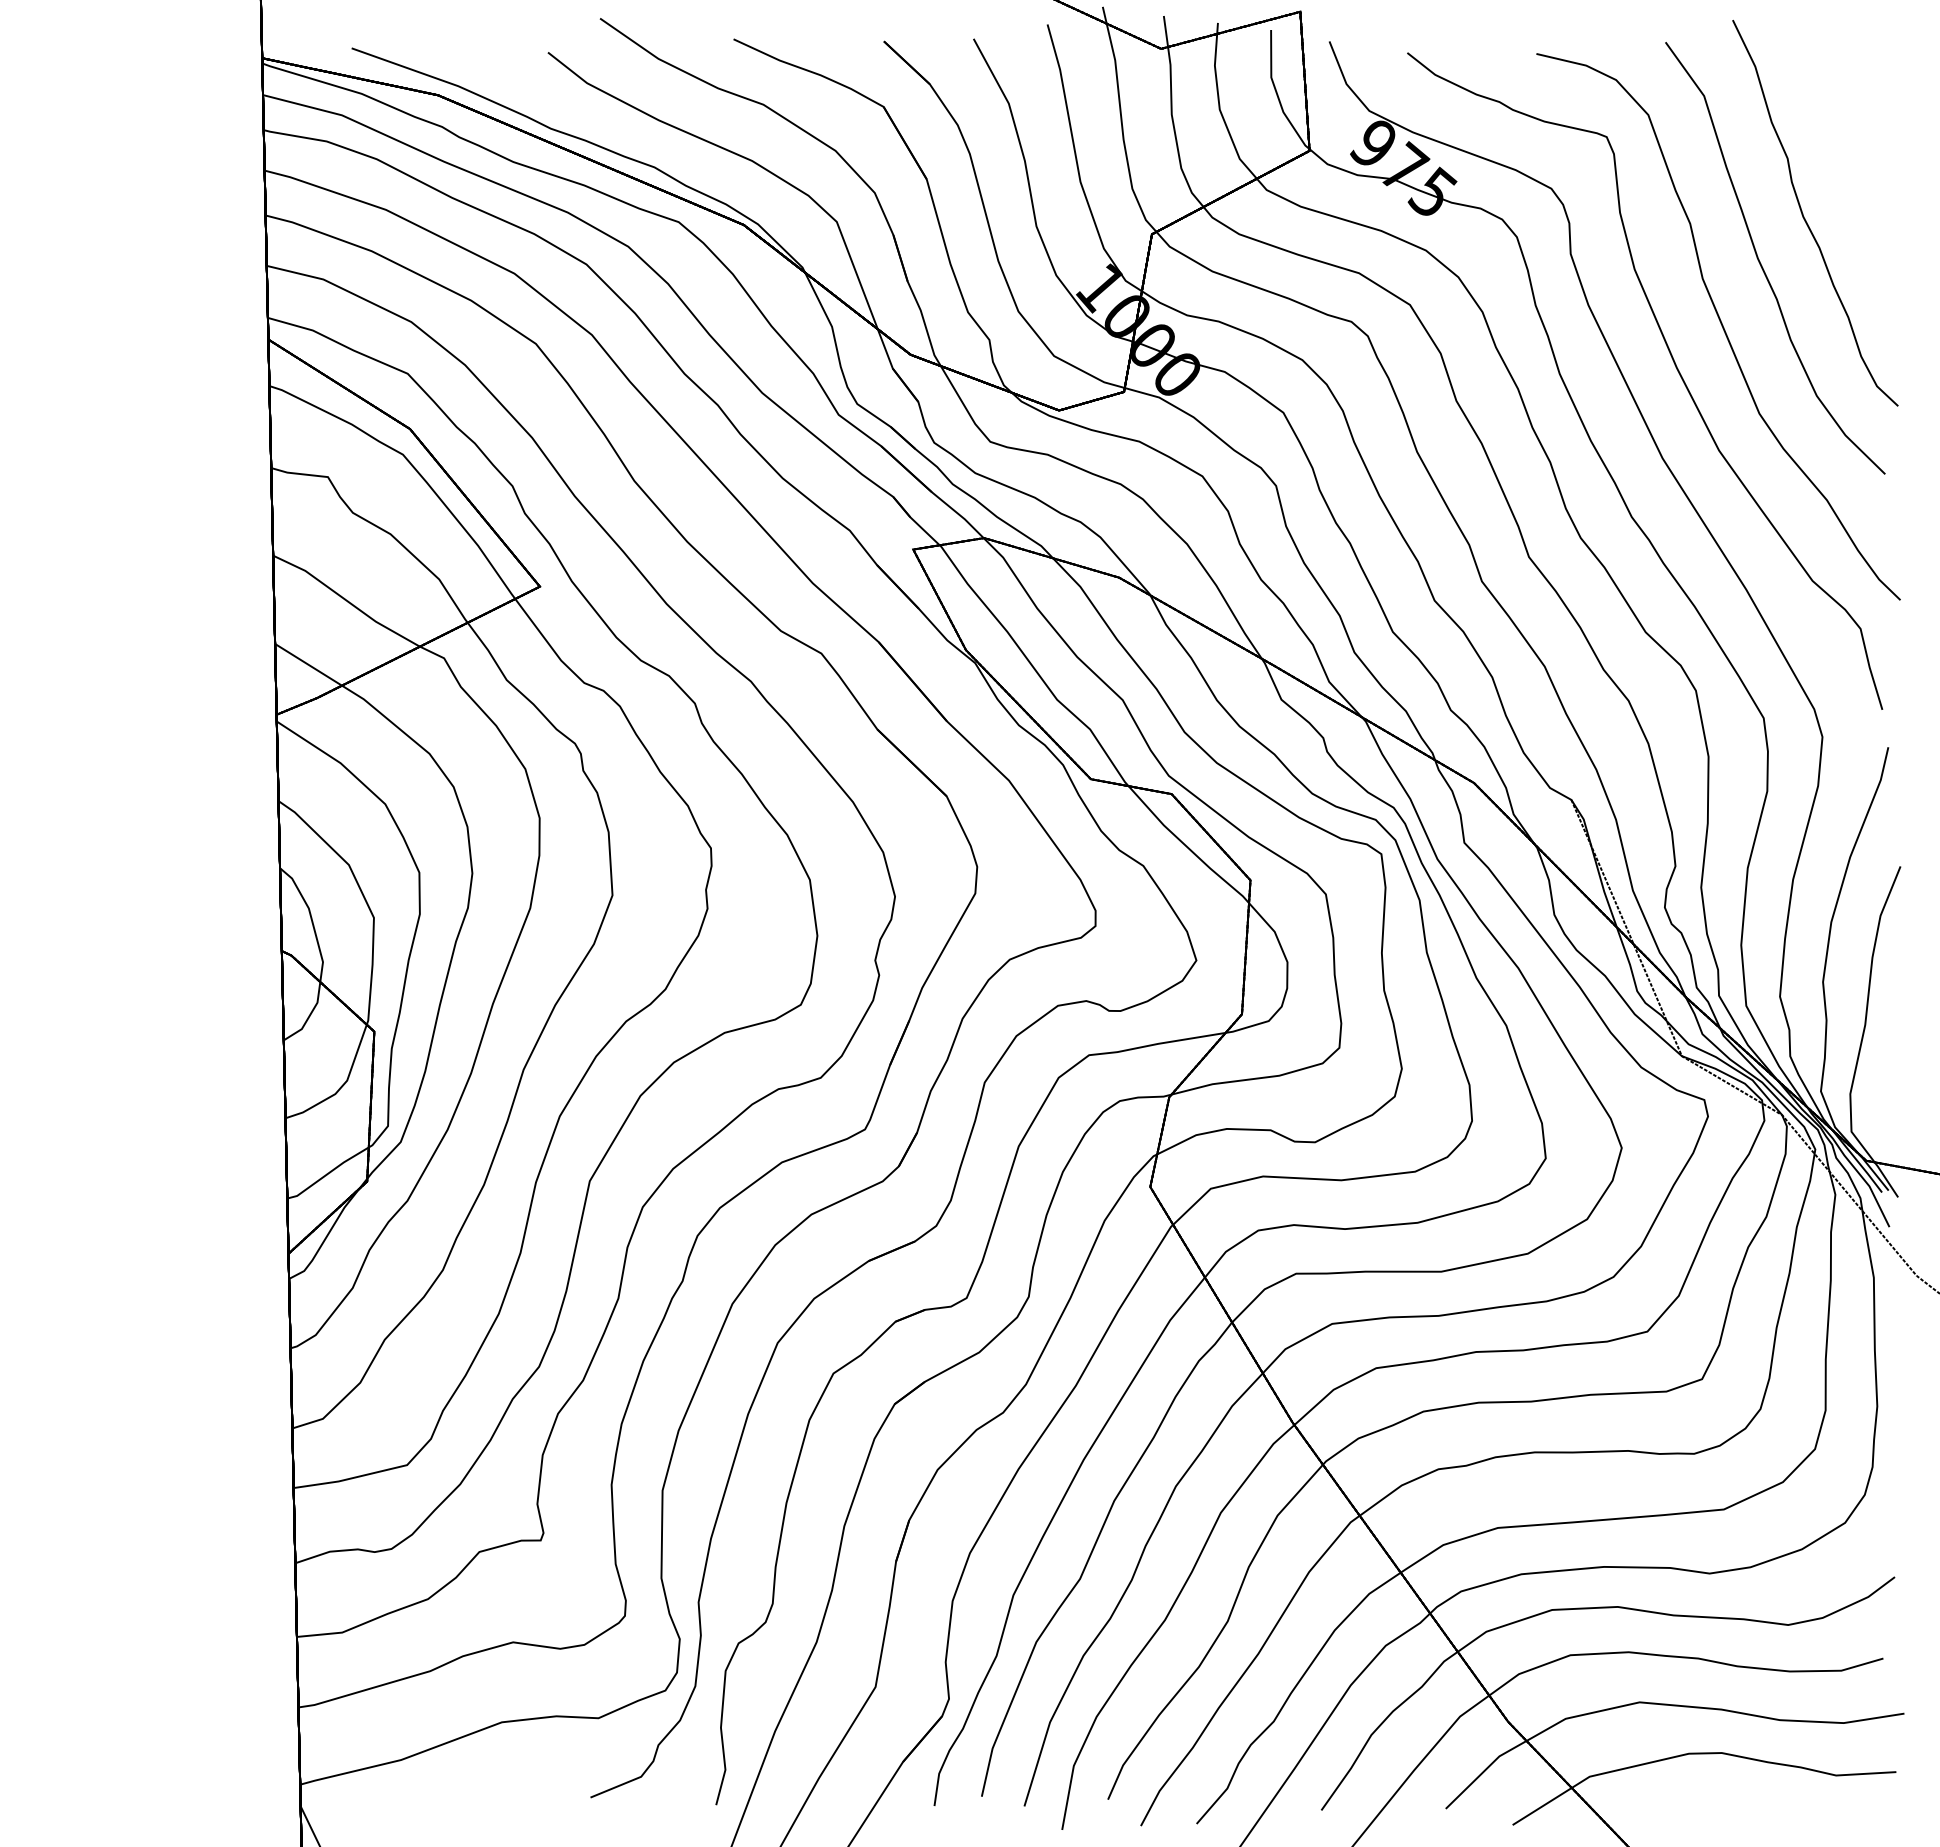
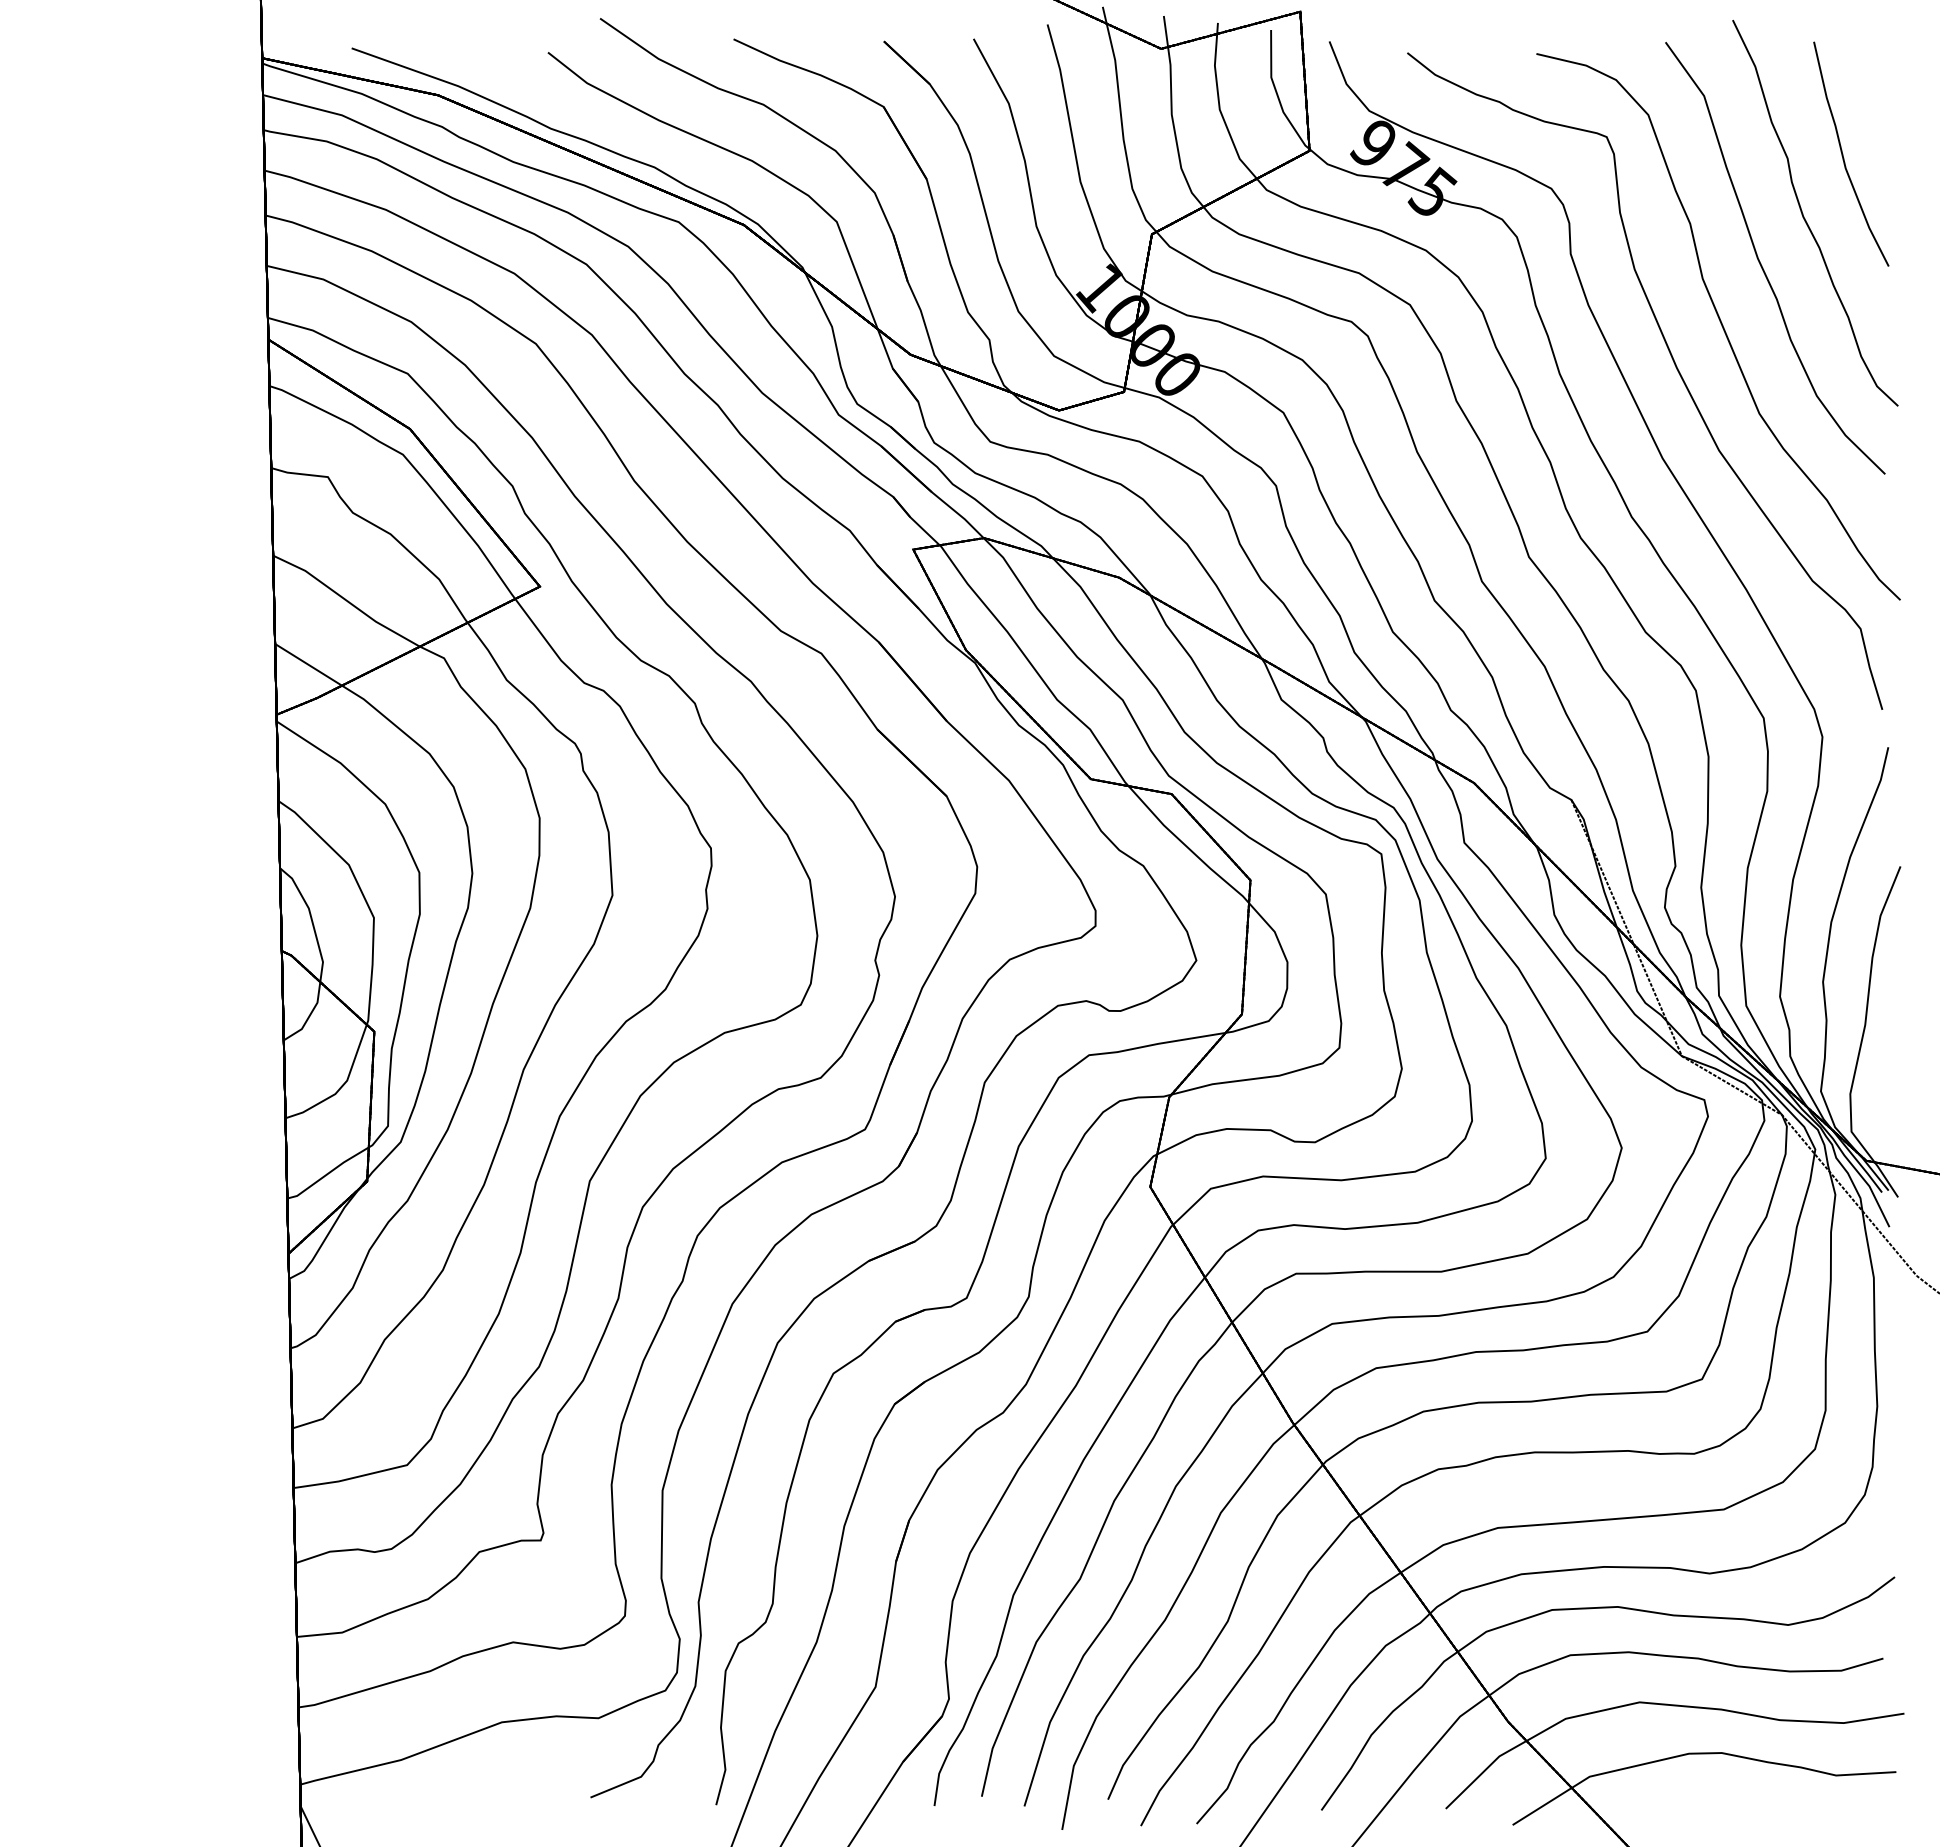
part: none -> present (1843, 154)
